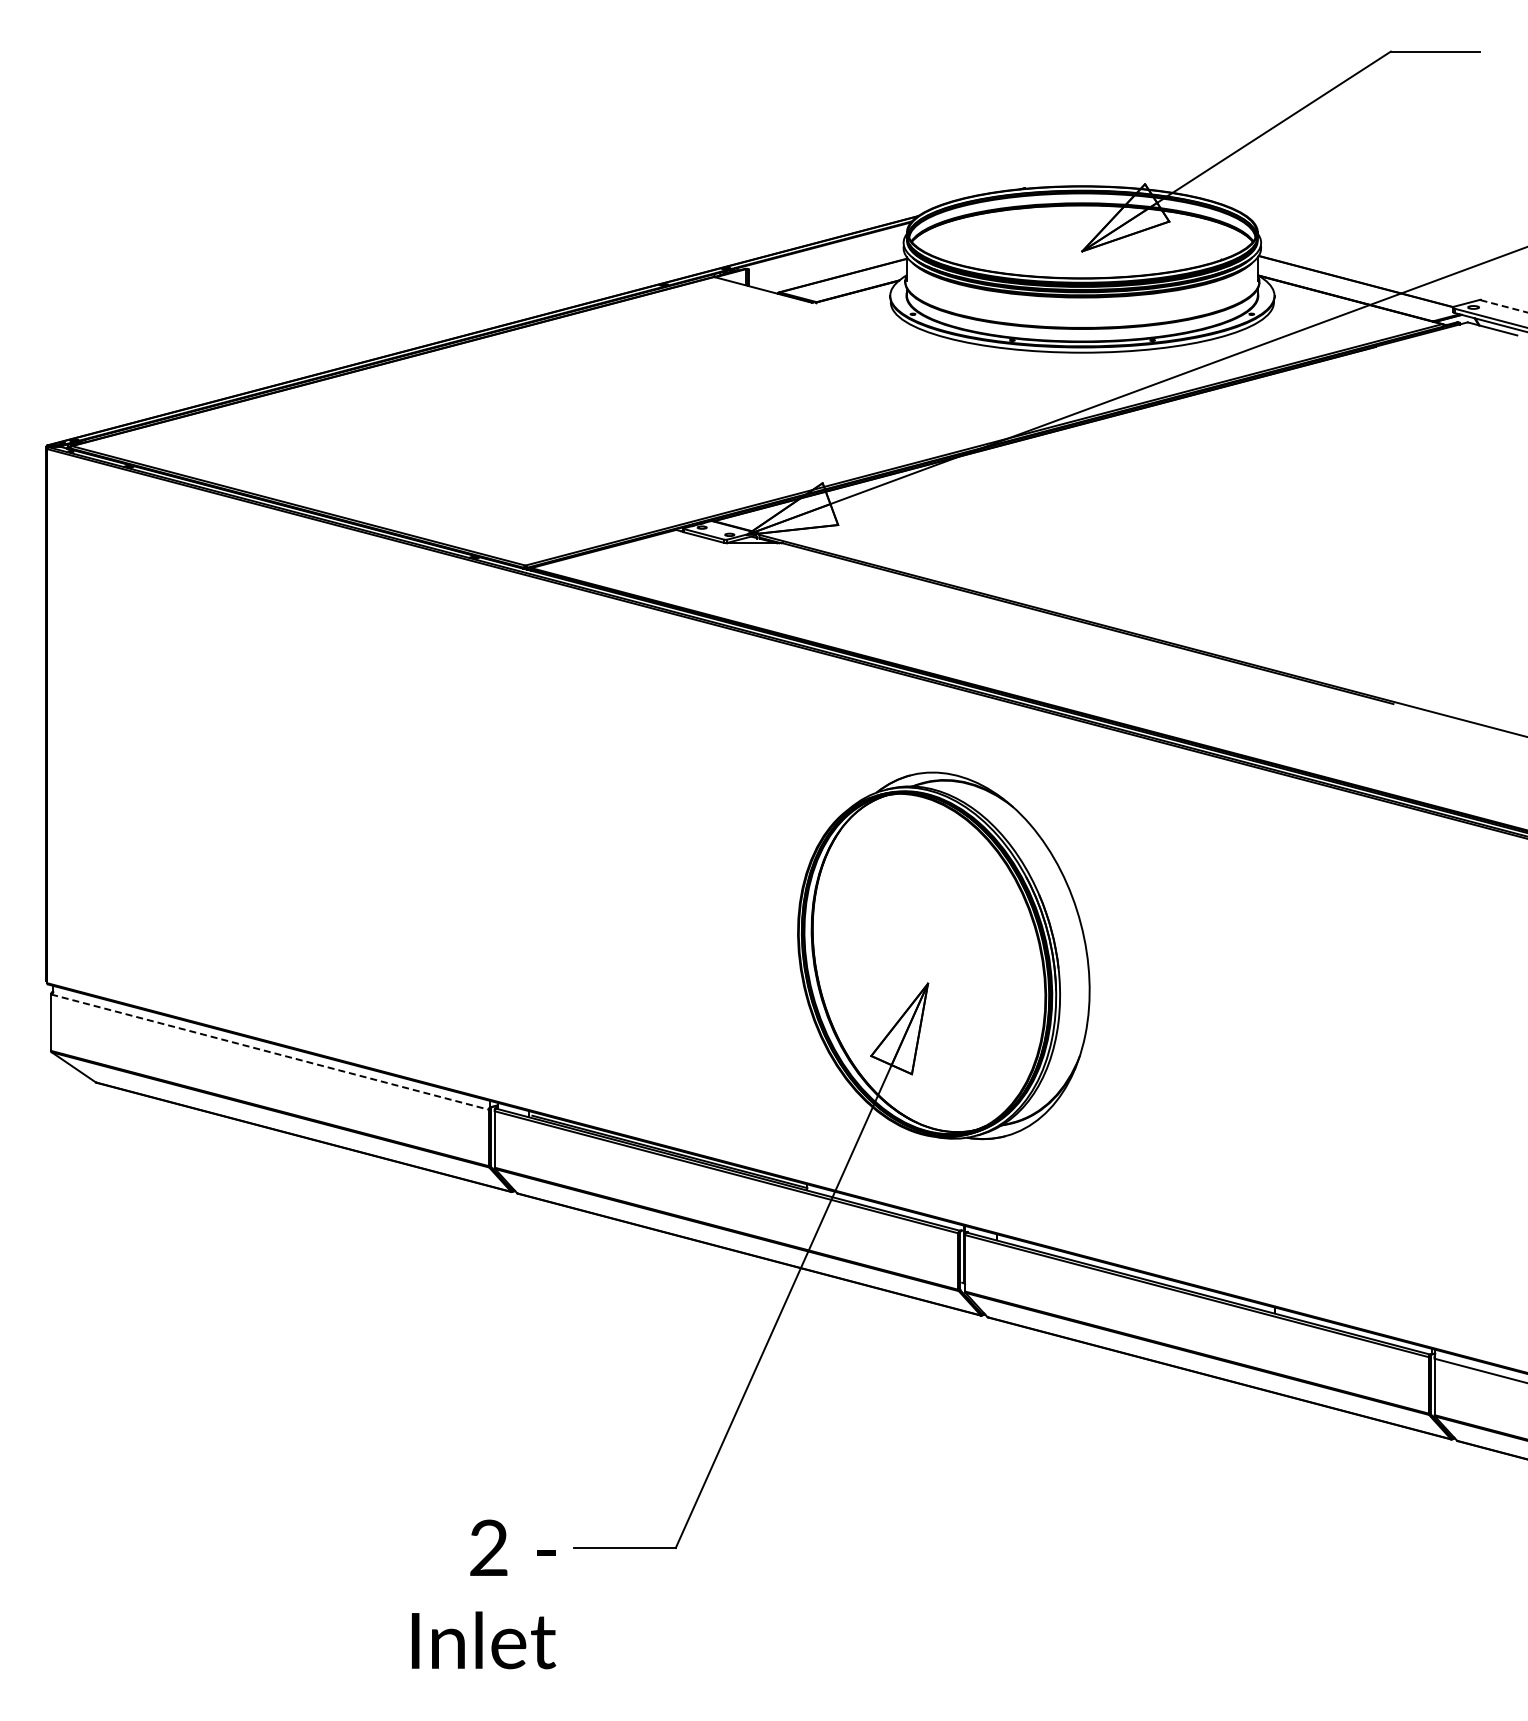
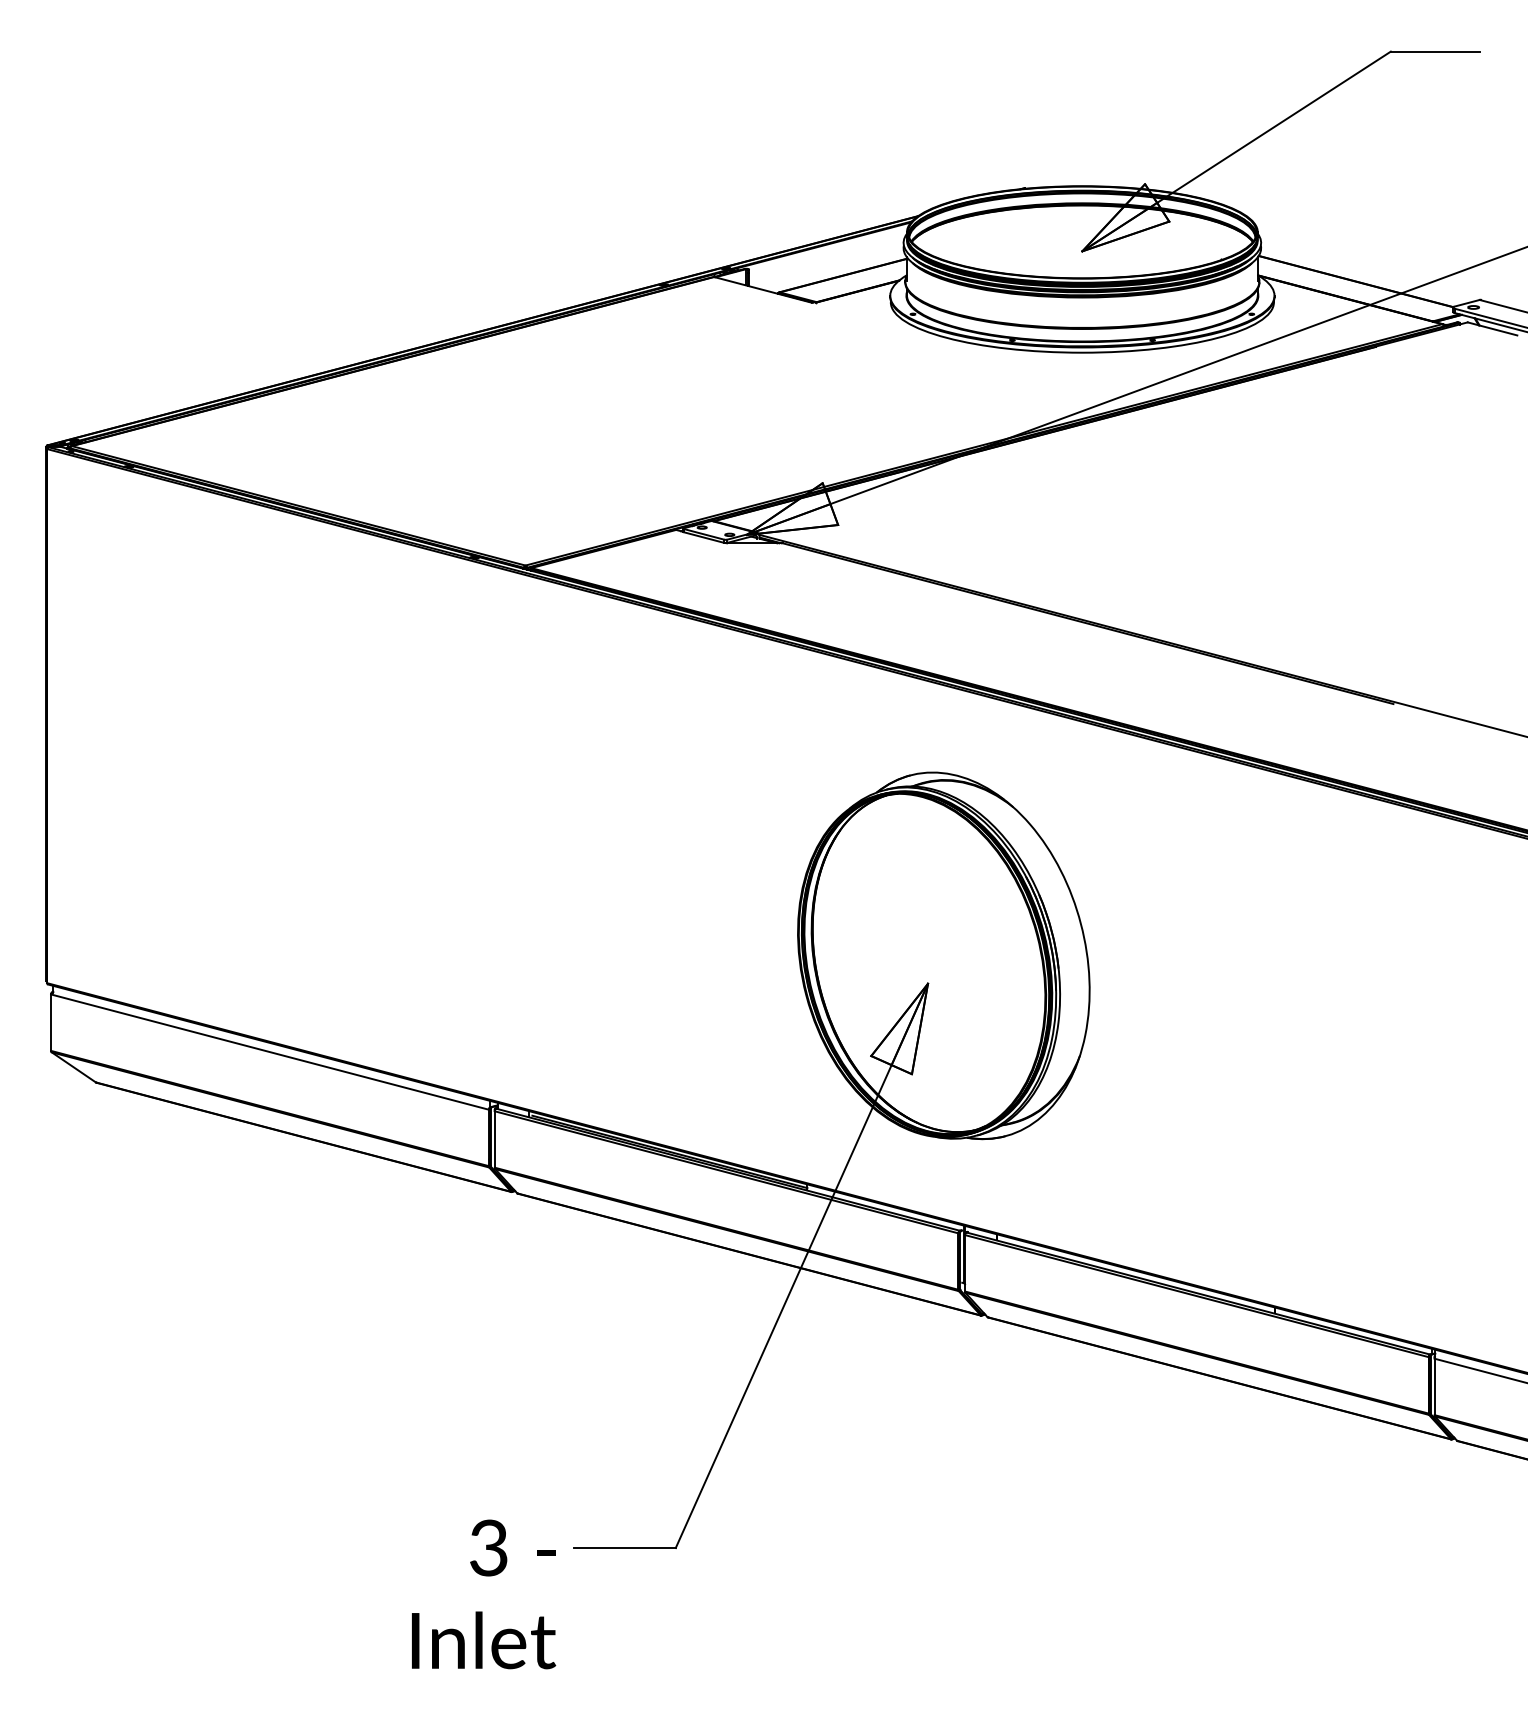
line: dashed -> solid (1502, 306)
line: dashed -> solid (270, 1052)
text: 2 -> 3 (488, 1548)
